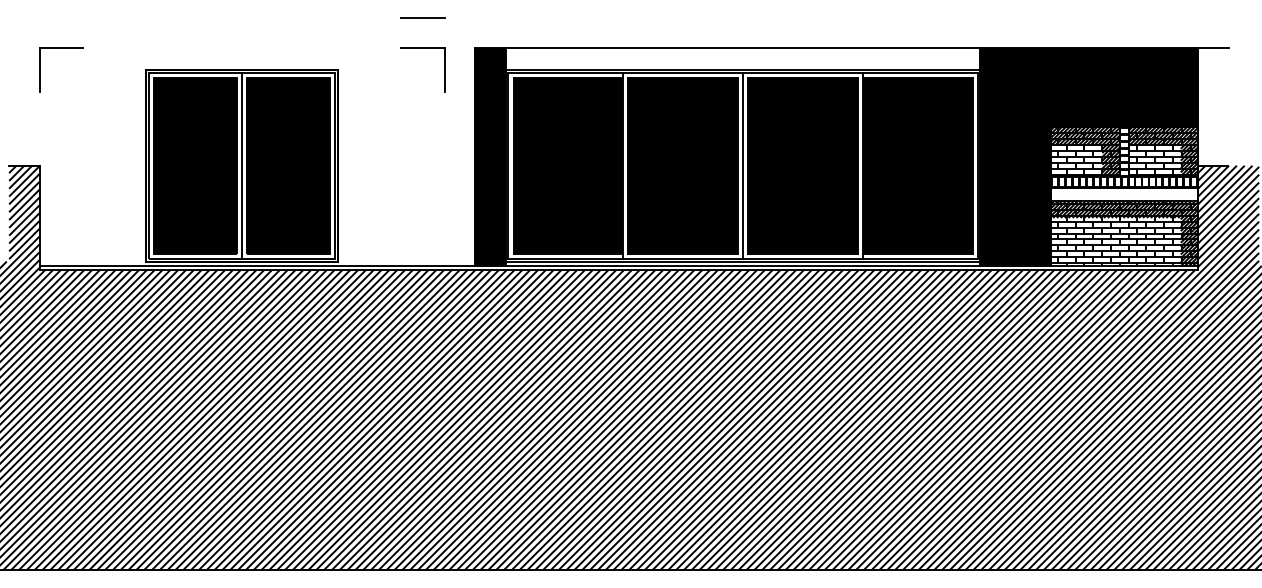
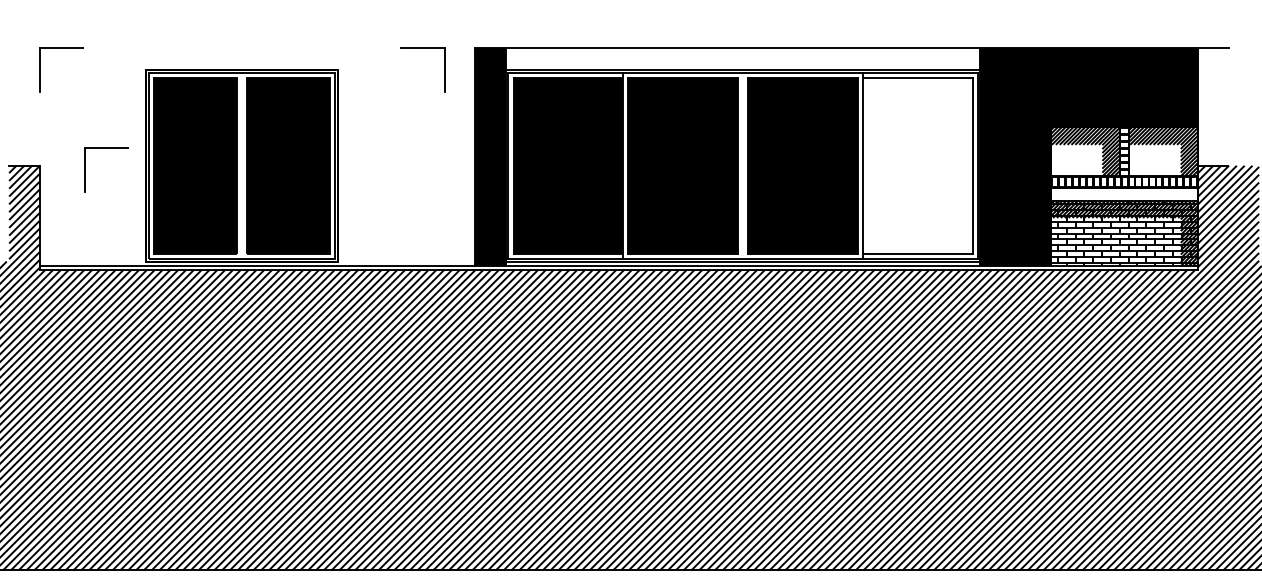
line: present -> none (422, 17)
part: none -> present (106, 148)
hatch: present -> none (1084, 151)
hatch: present -> none (1163, 151)
line: present -> none (242, 165)
line: present -> none (743, 165)
fill: present -> none (917, 165)
